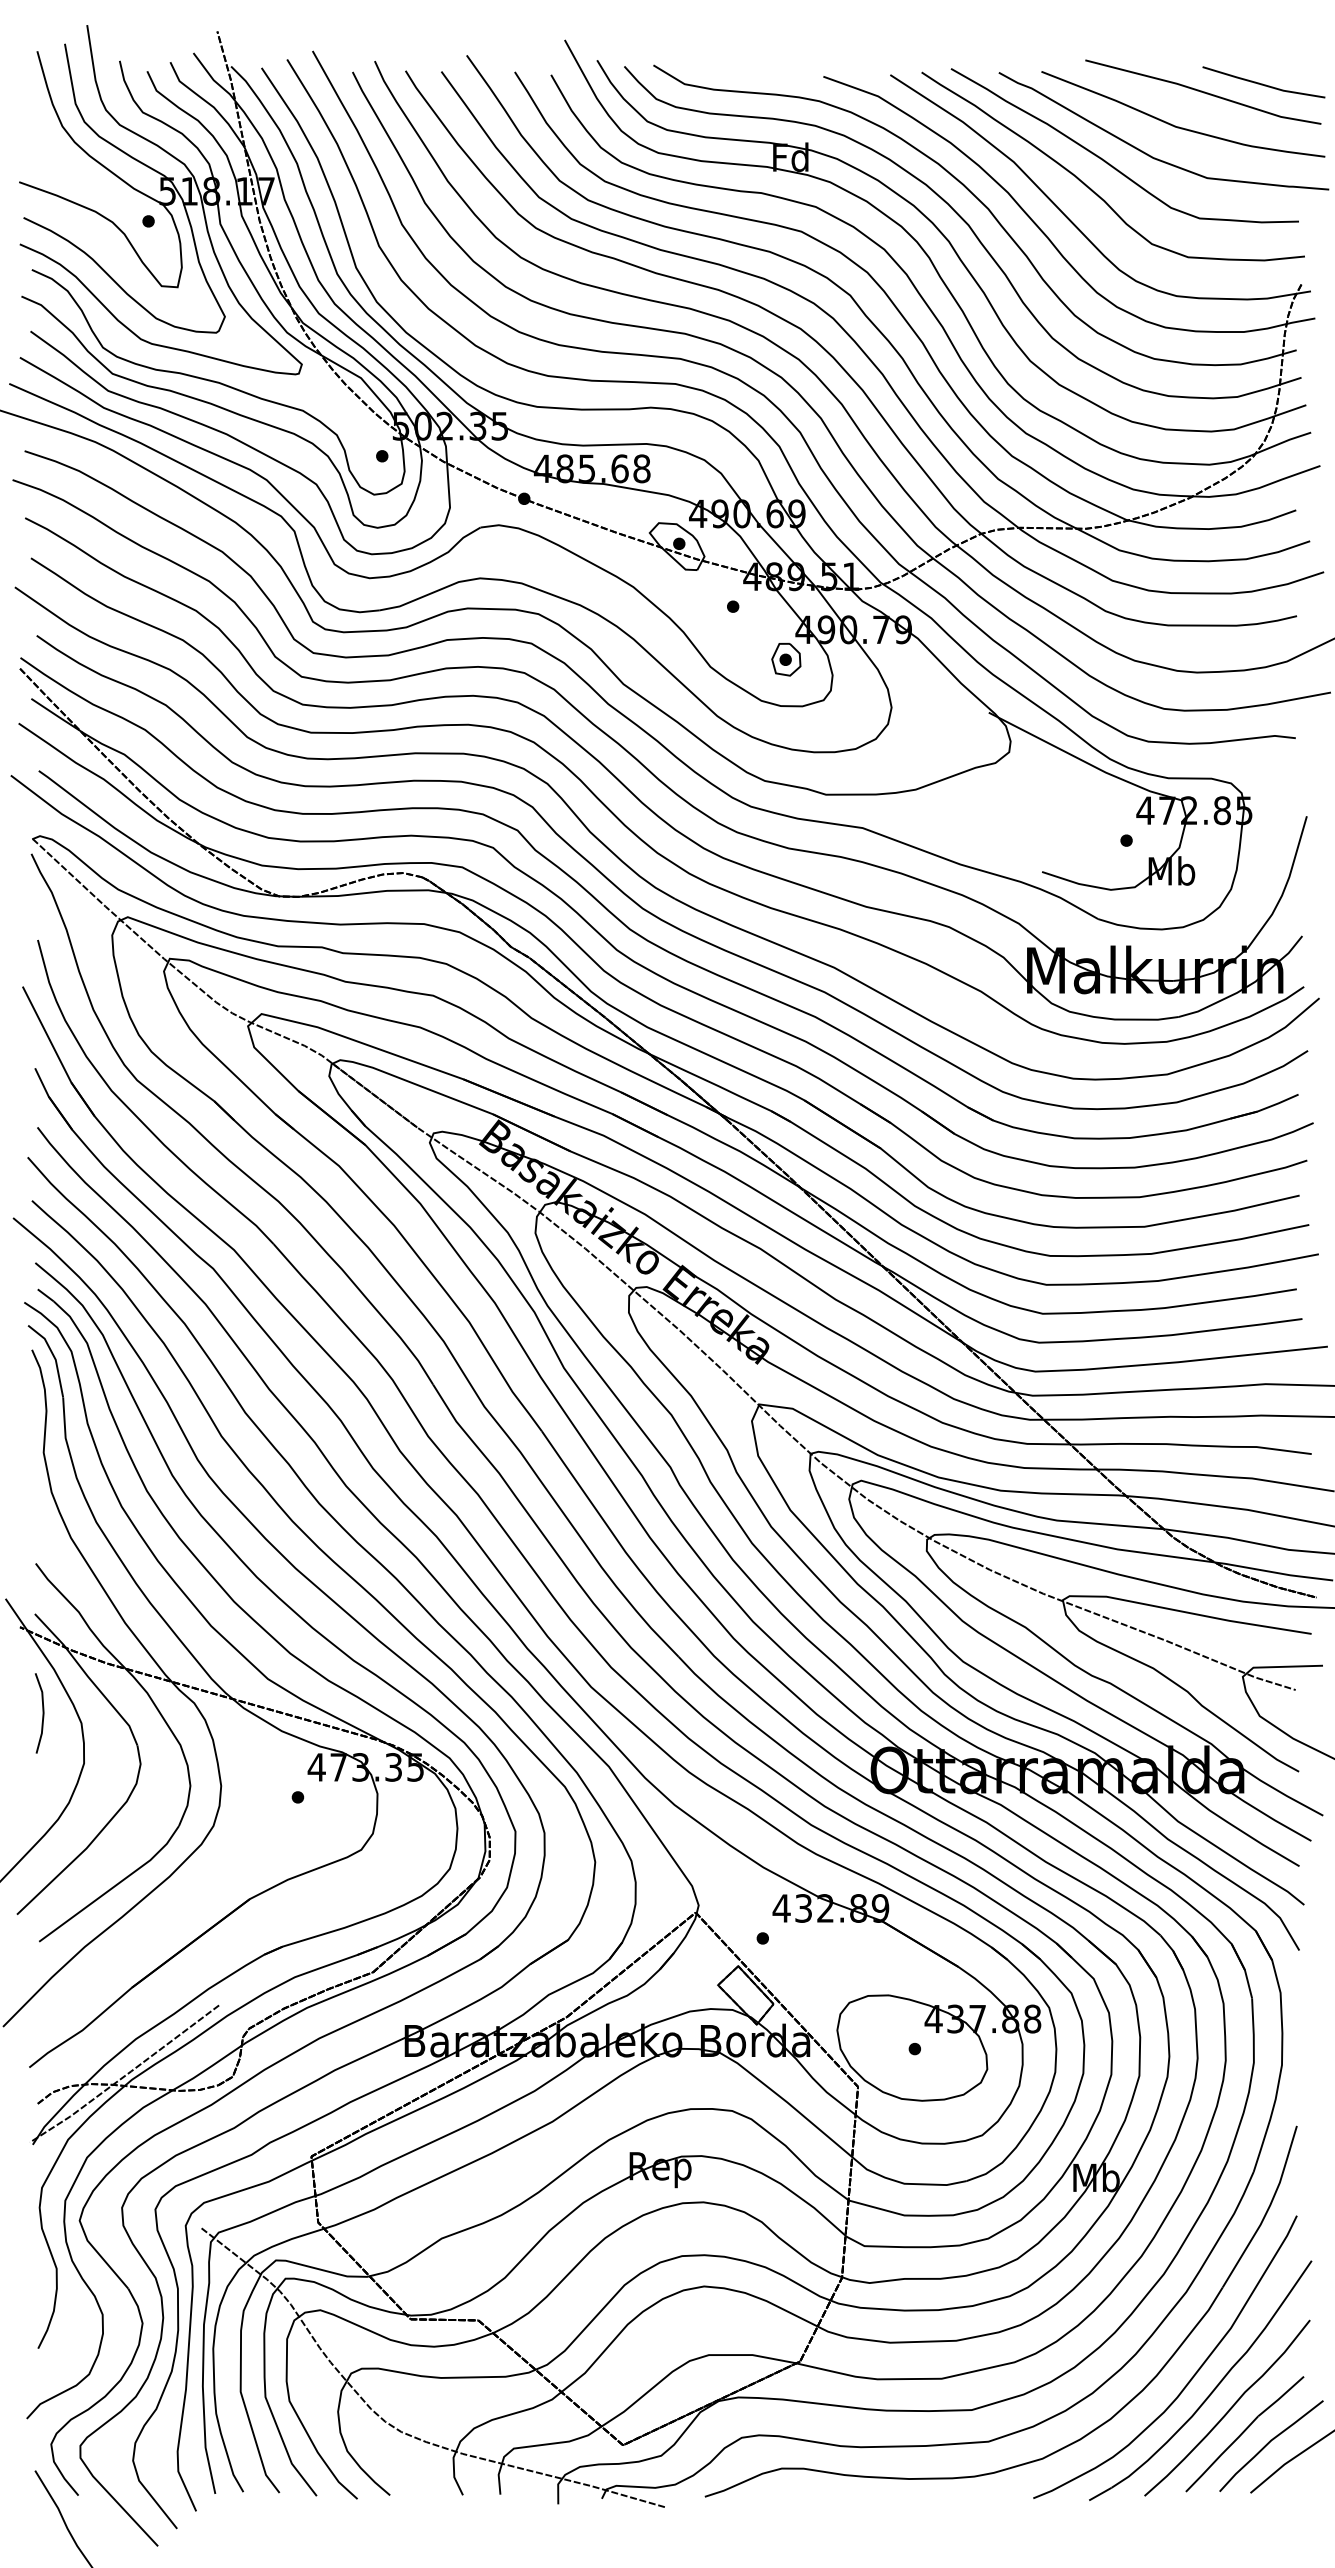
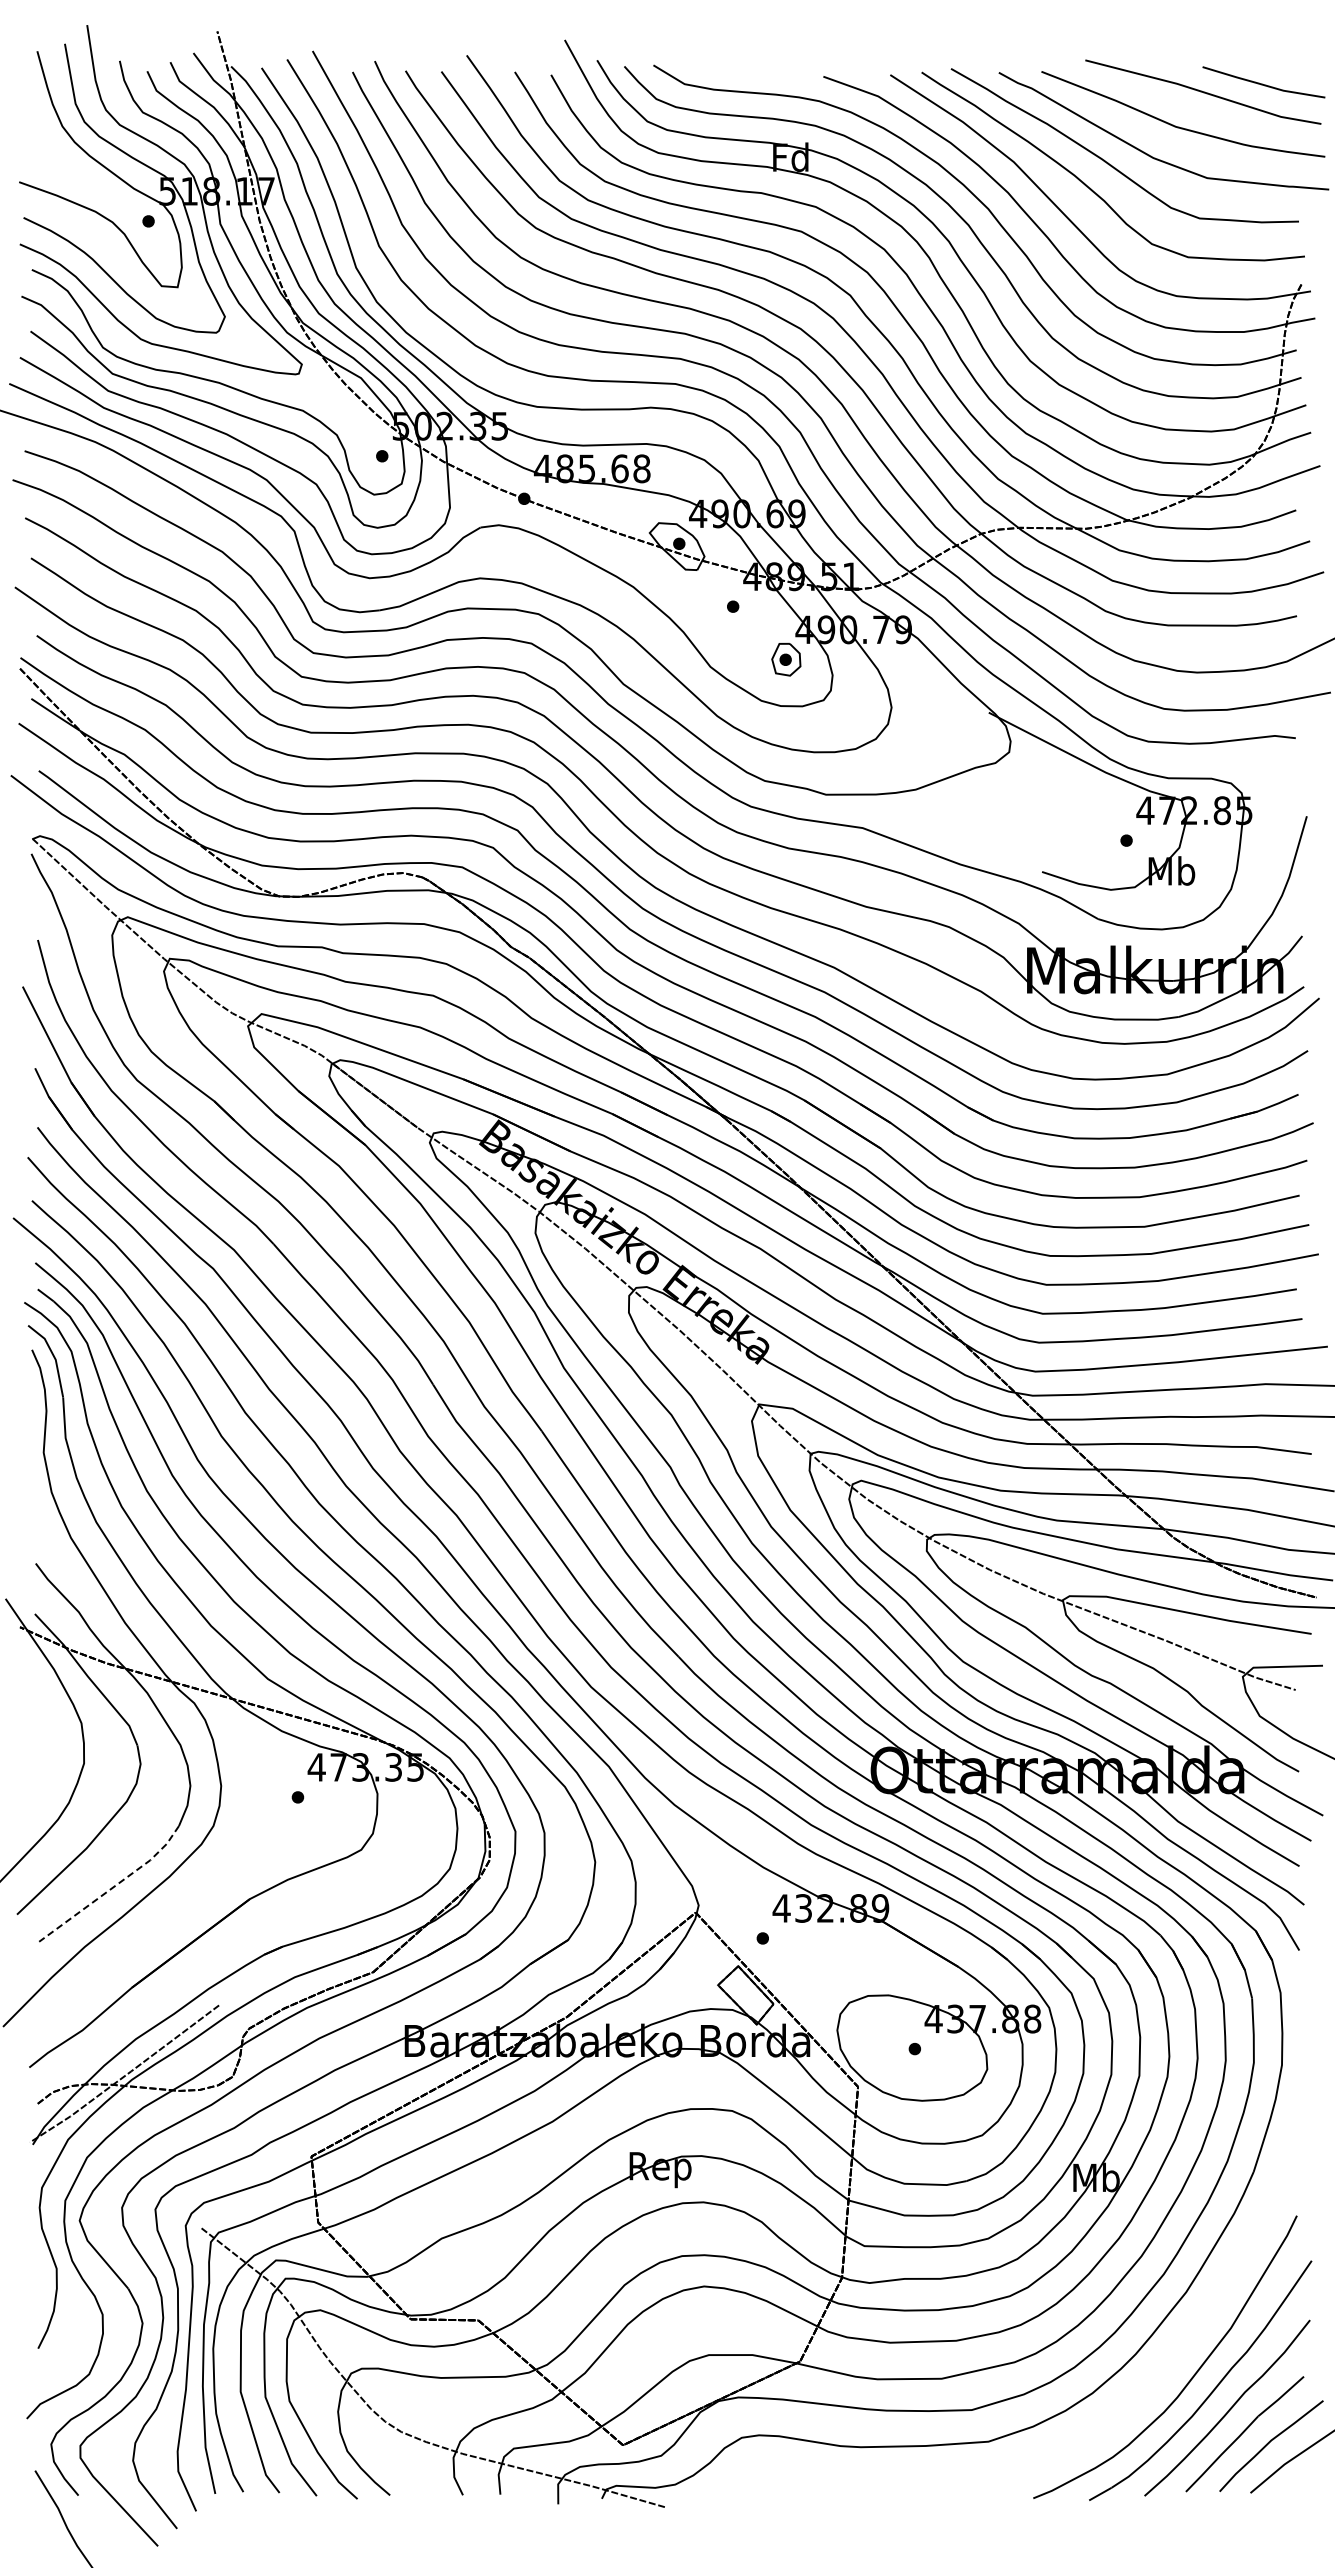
line: present -> none (42, 1713)
line: solid -> dashed (114, 1886)
part: present -> none (1069, 2443)
